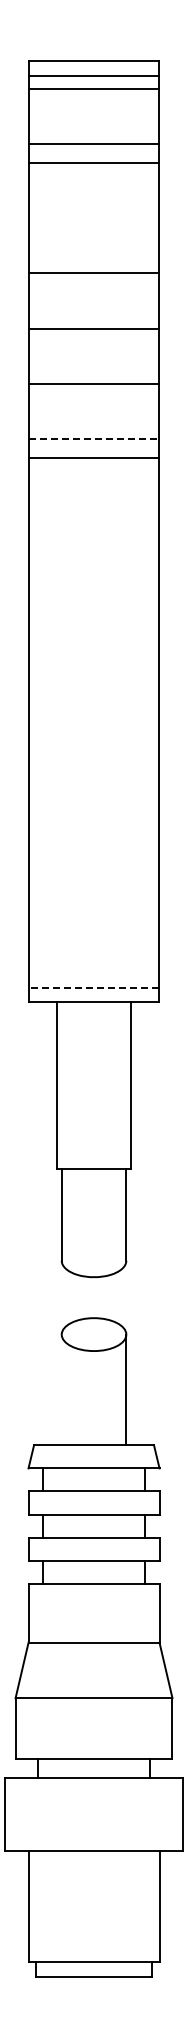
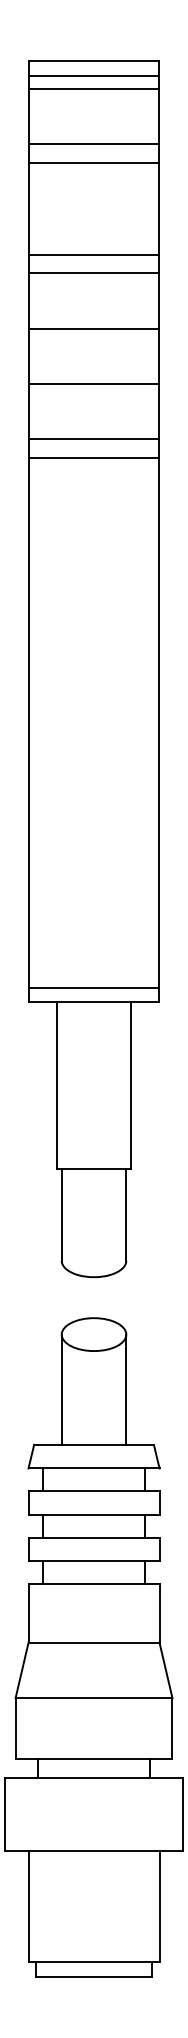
line: none -> present (93, 254)
line: dashed -> solid (94, 439)
line: dashed -> solid (94, 987)
line: none -> present (61, 1389)
